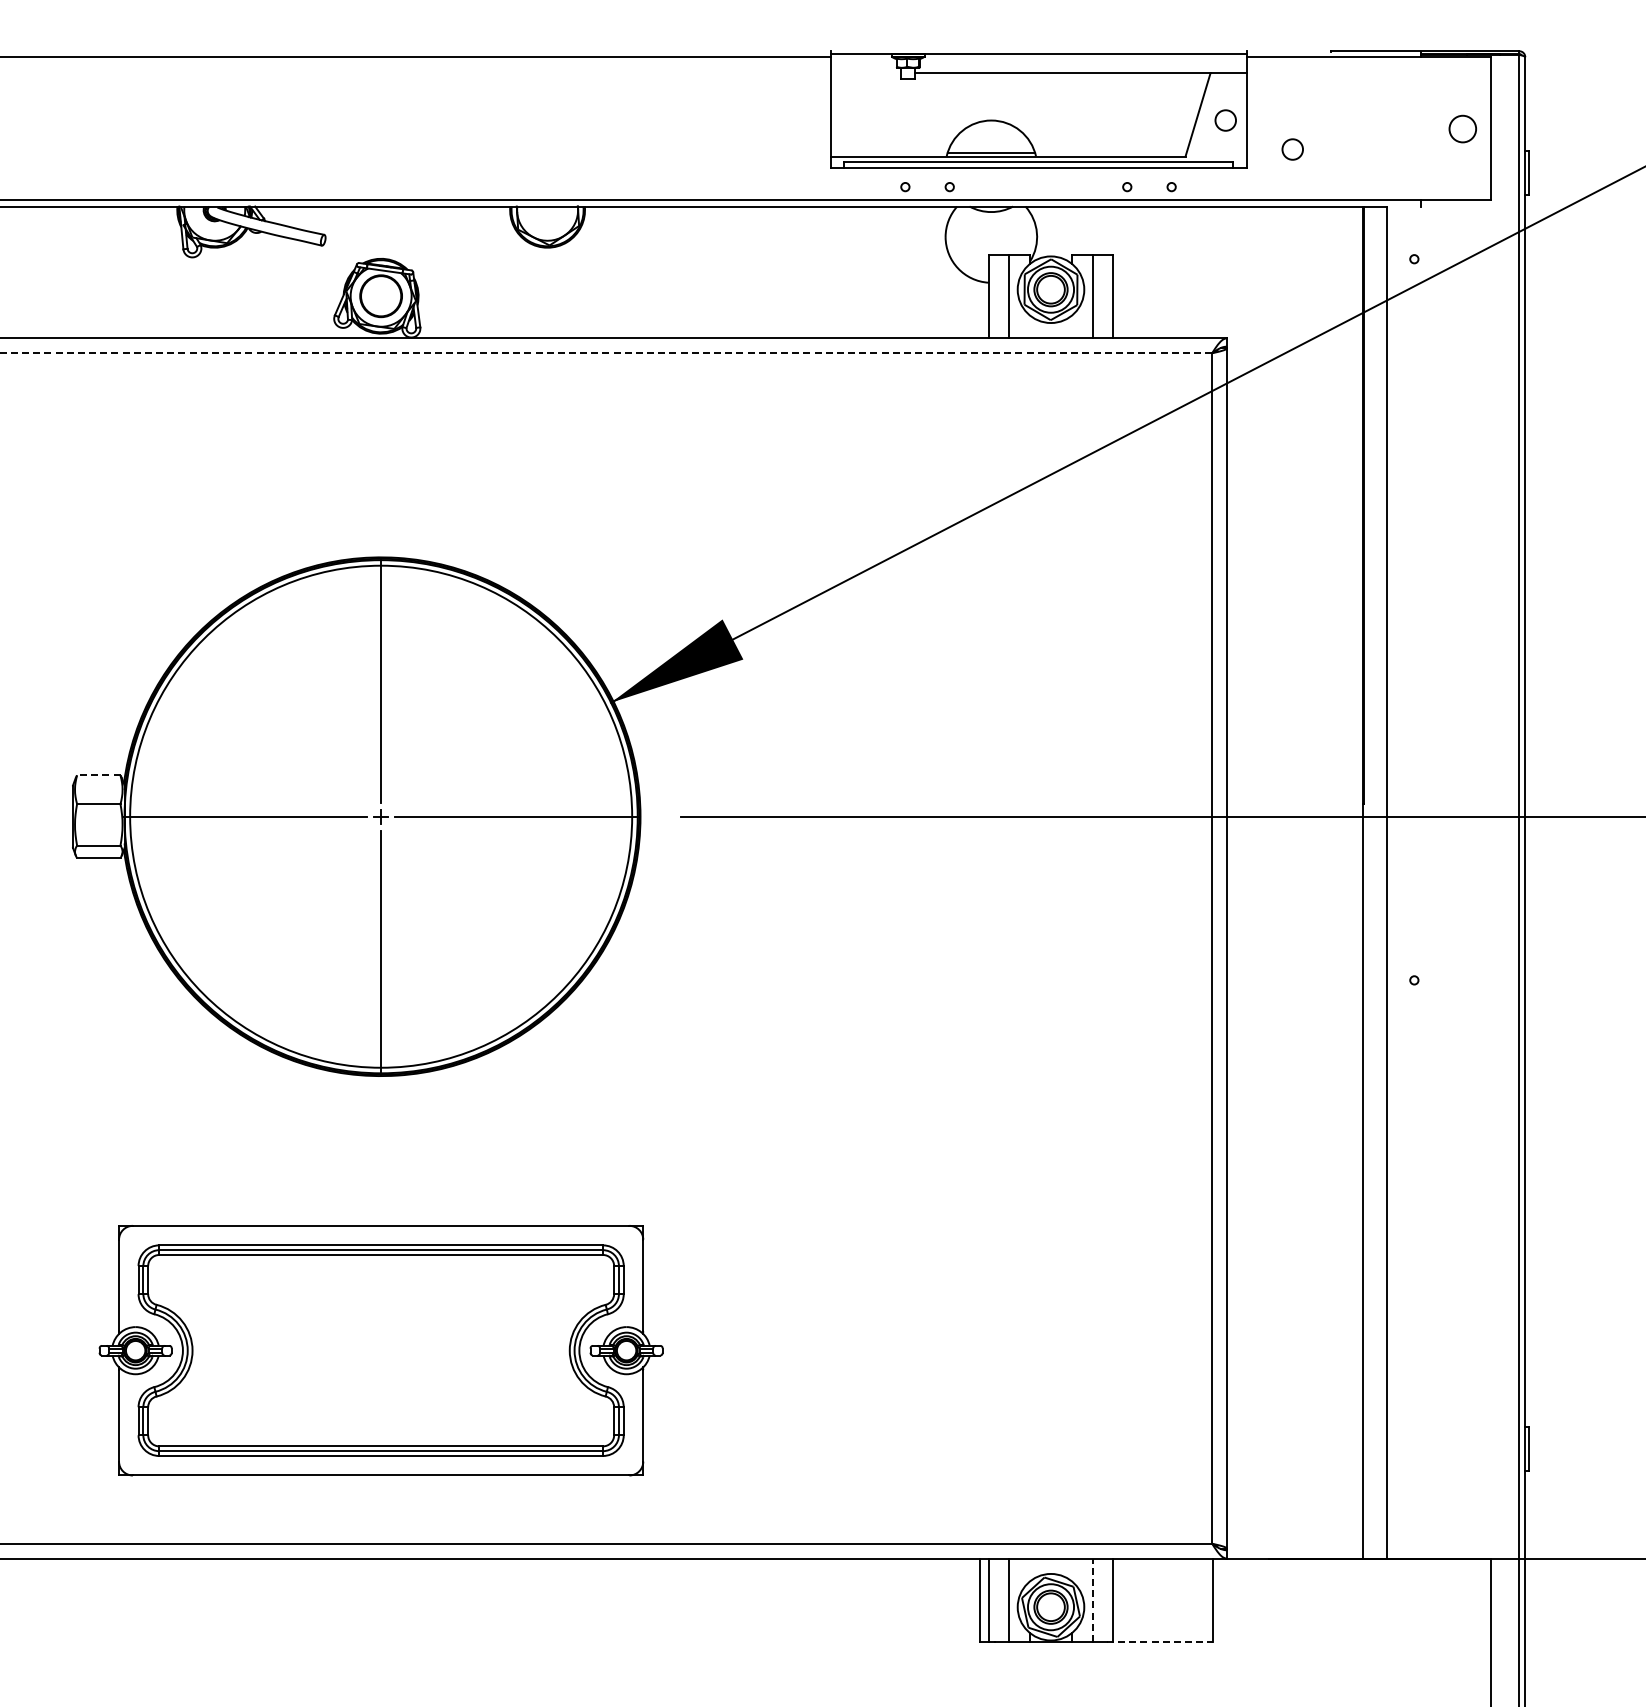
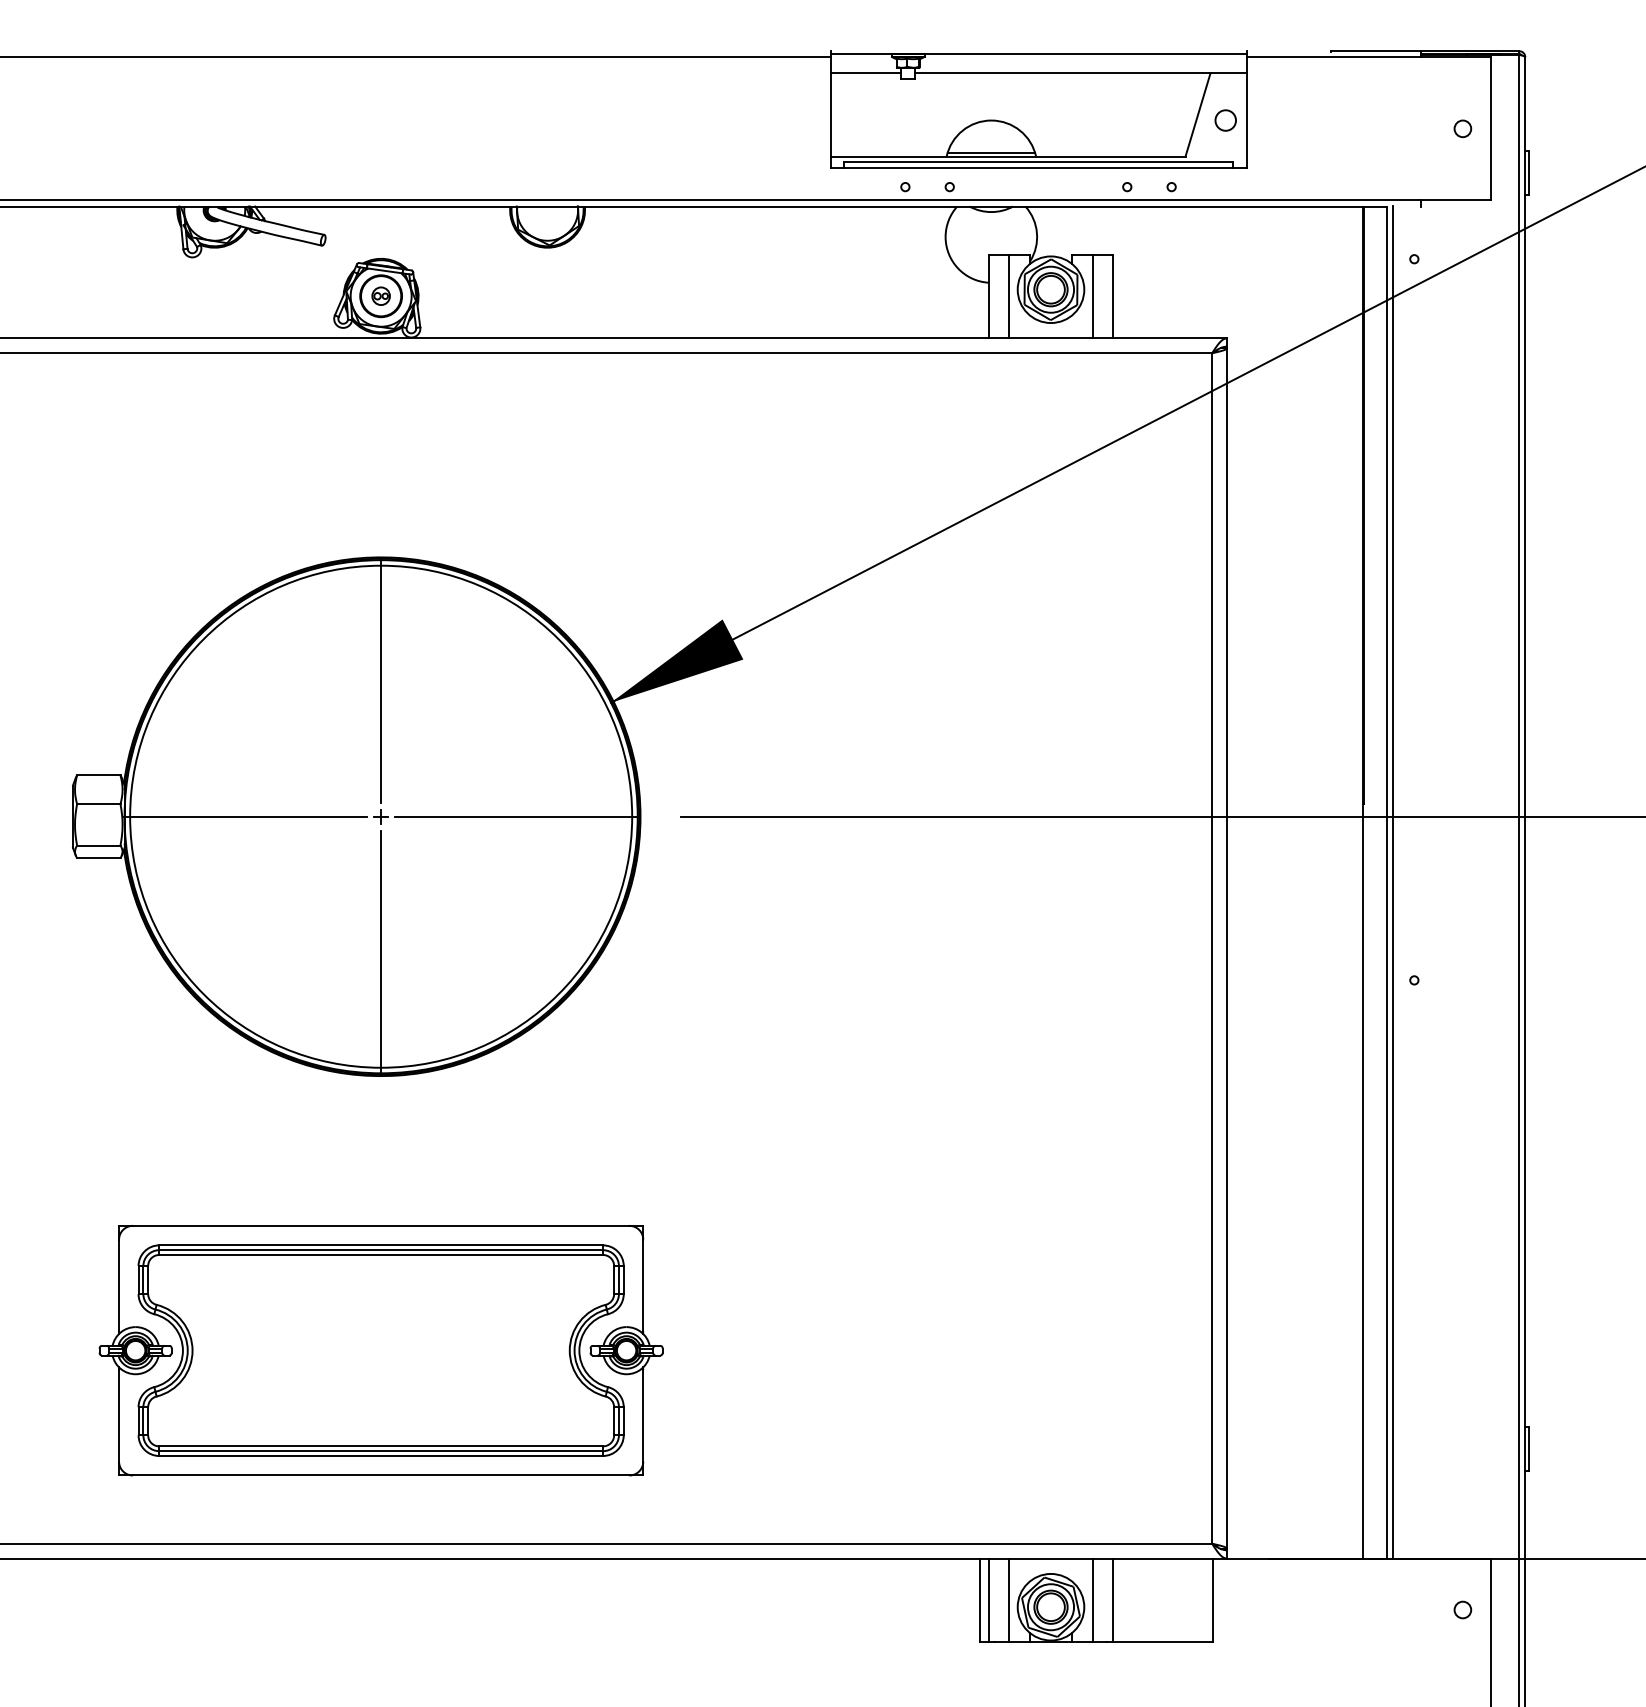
line: none -> present (865, 73)
circle size: 29x30 px -> 20x19 px (1462, 128)
circle: present -> none (1292, 149)
part: none -> present (380, 295)
line: dashed -> solid (606, 353)
line: dashed -> solid (98, 775)
line: none -> present (1392, 881)
line: dashed -> solid (1093, 1600)
circle: none -> present (1462, 1609)
line: dashed -> solid (1160, 1641)
